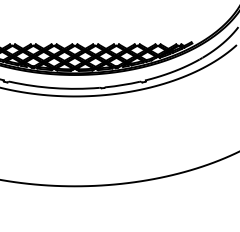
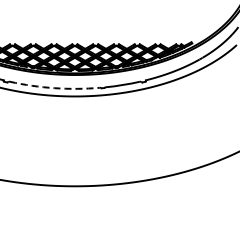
arc: solid -> dashed (54, 88)
